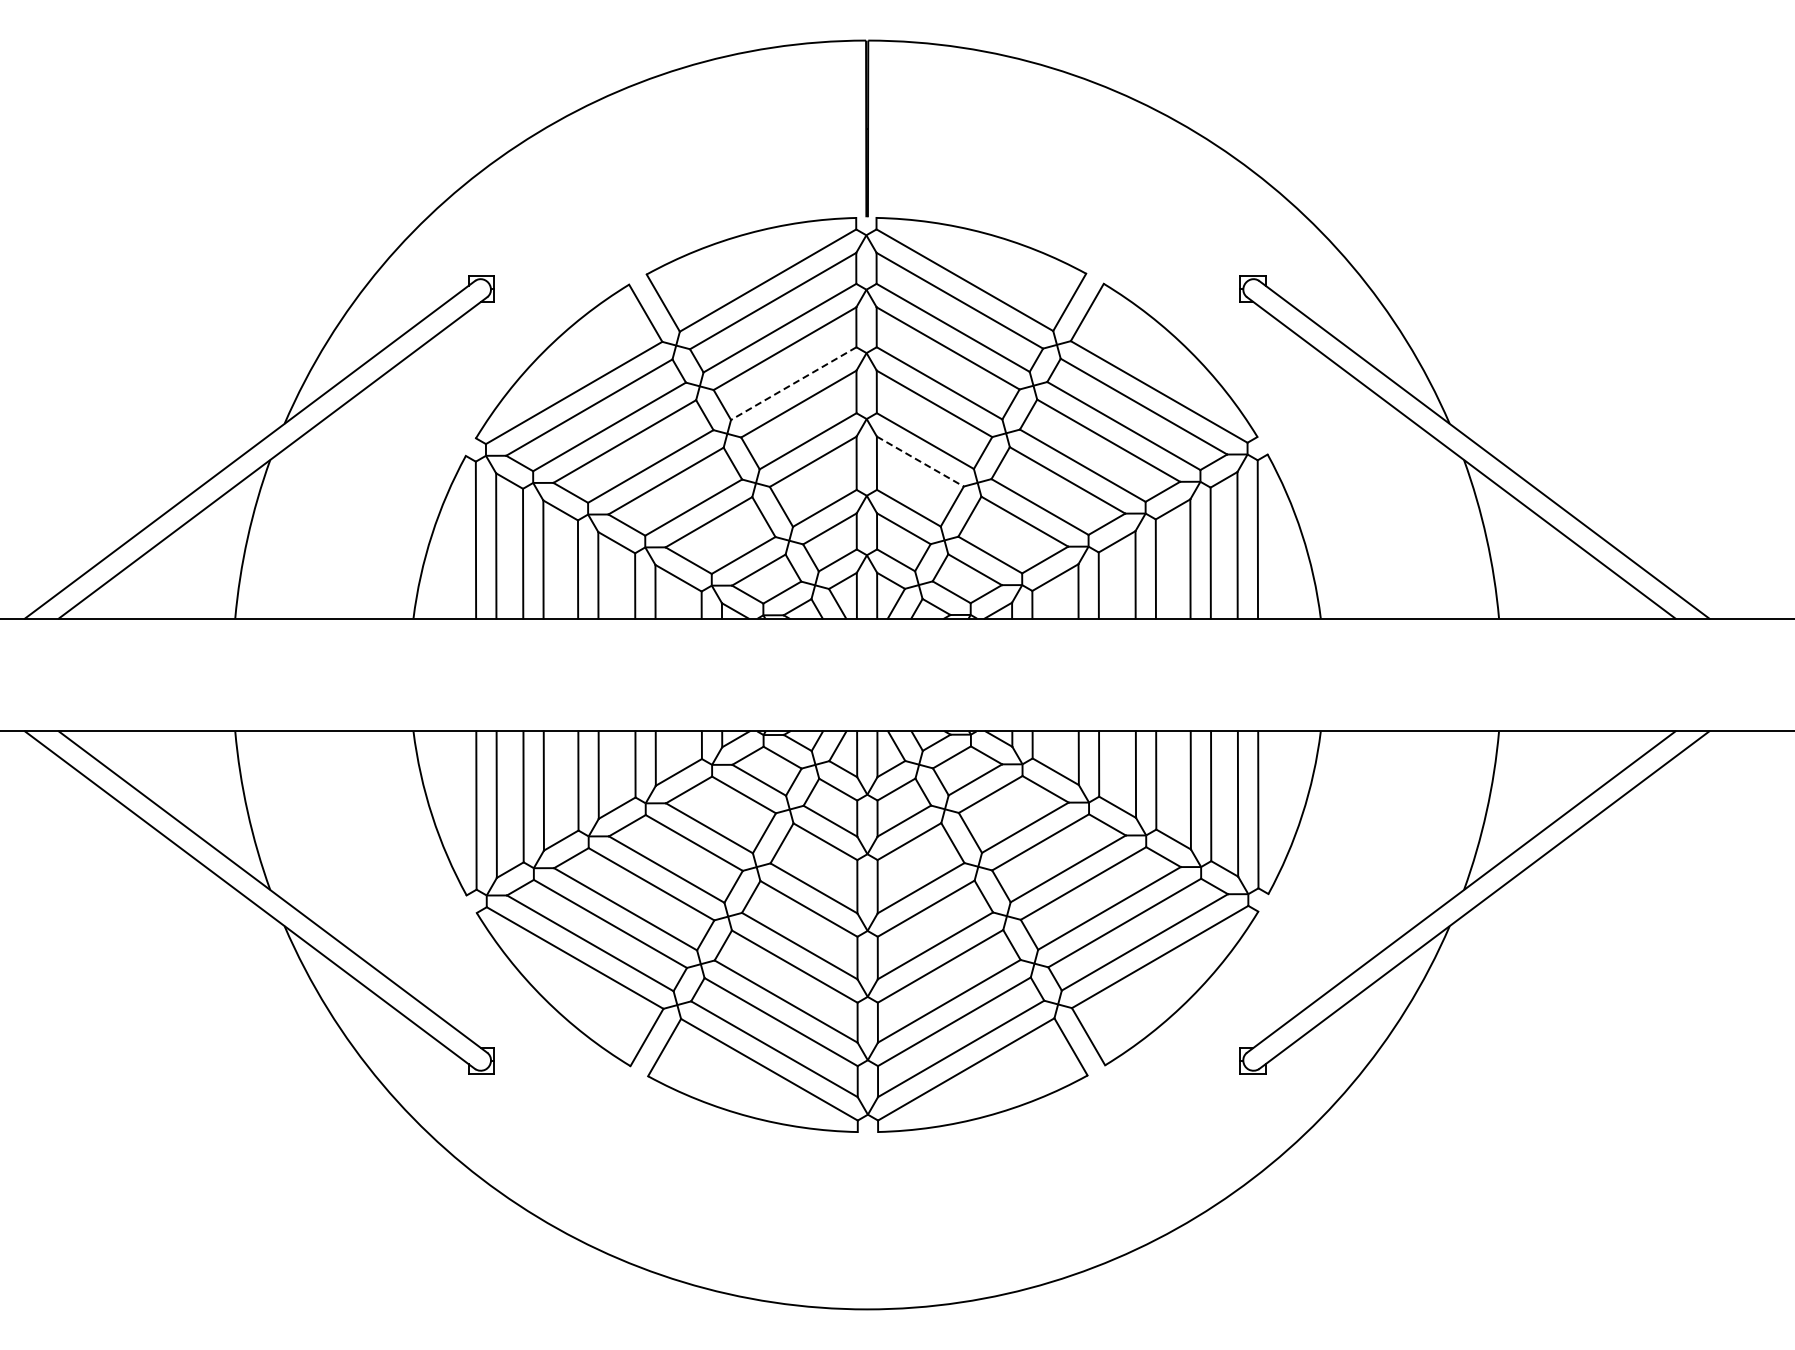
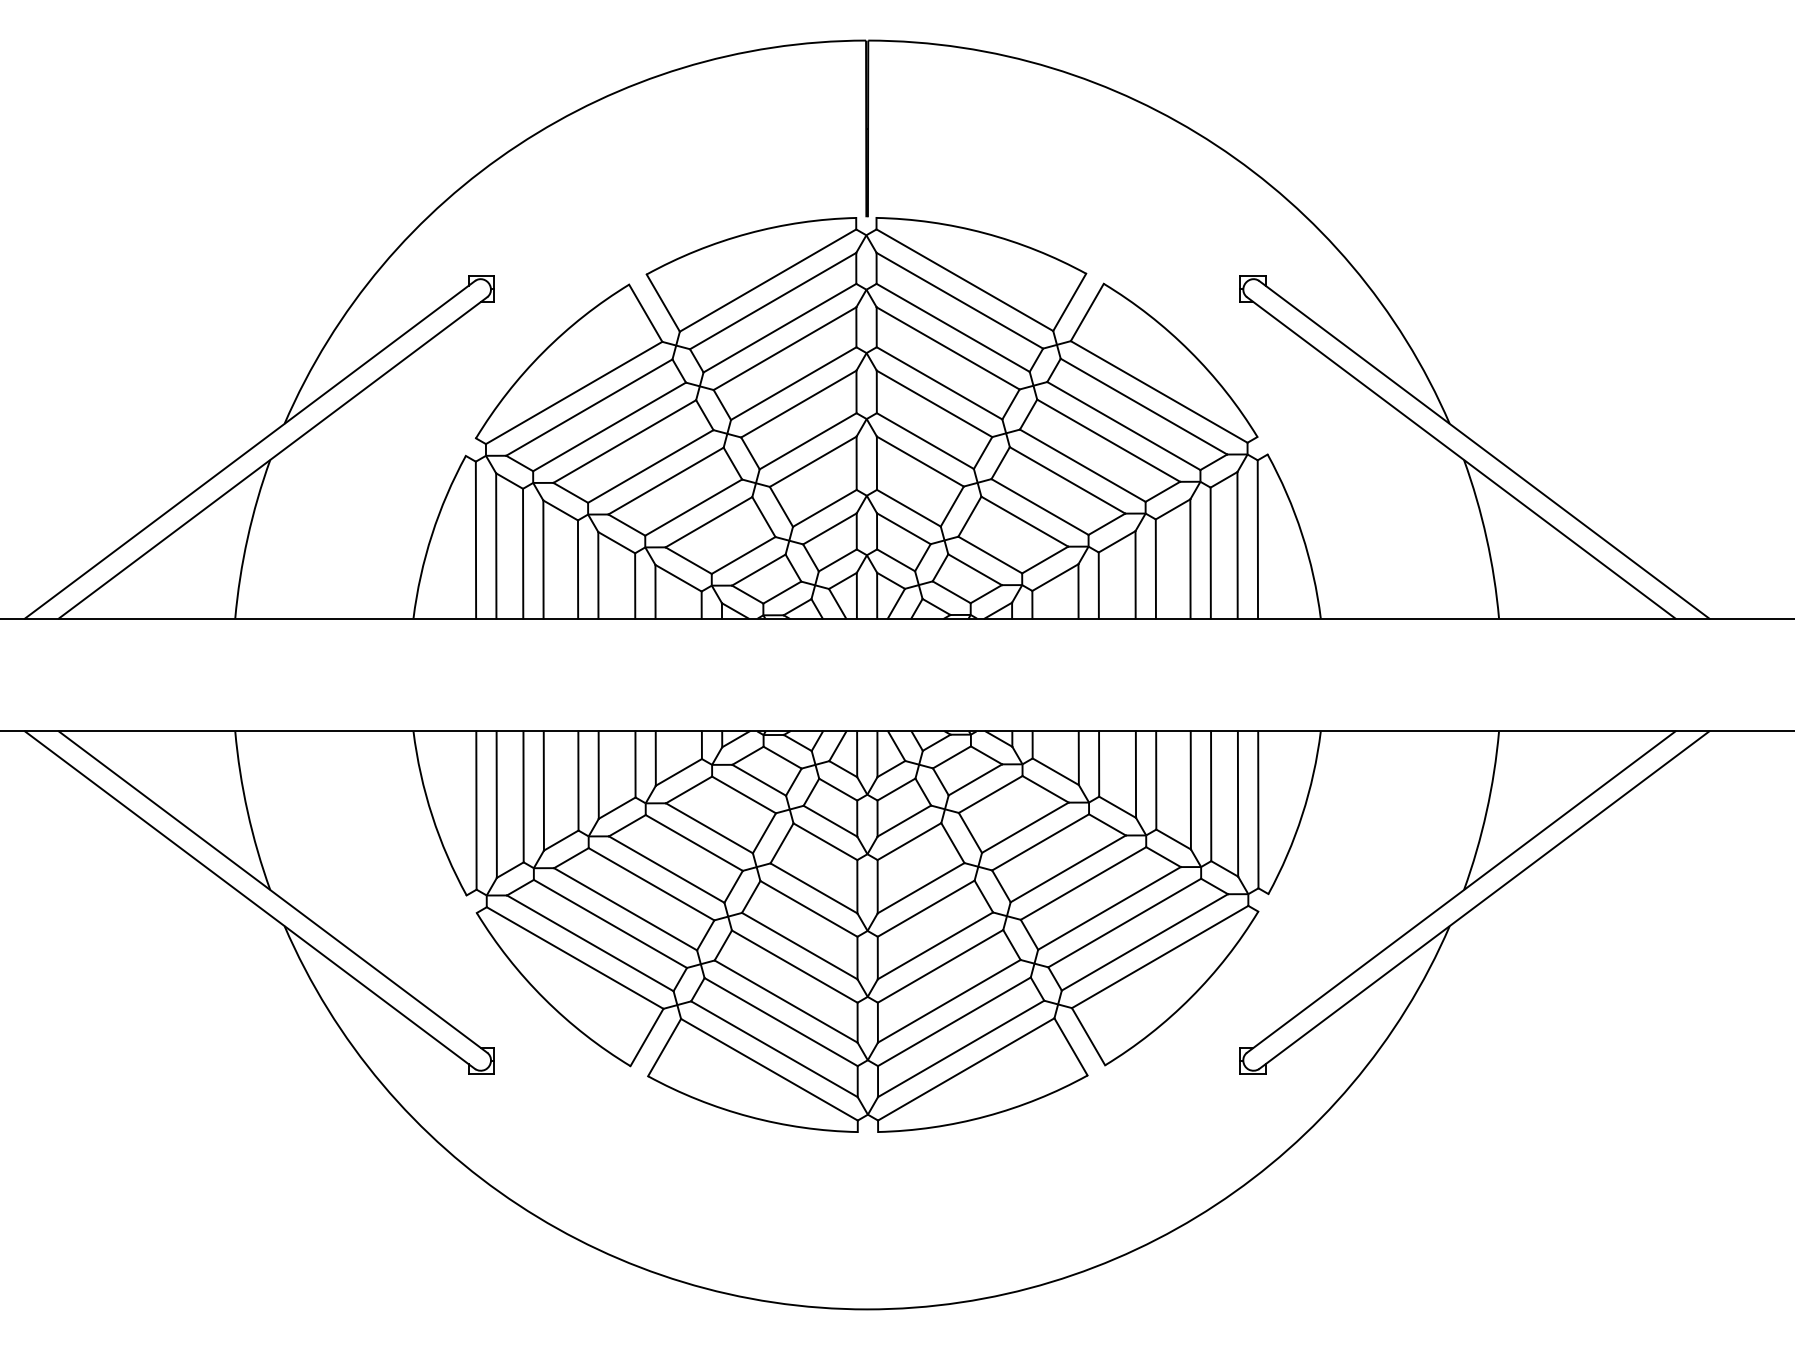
line: dashed -> solid (793, 383)
line: dashed -> solid (920, 461)
